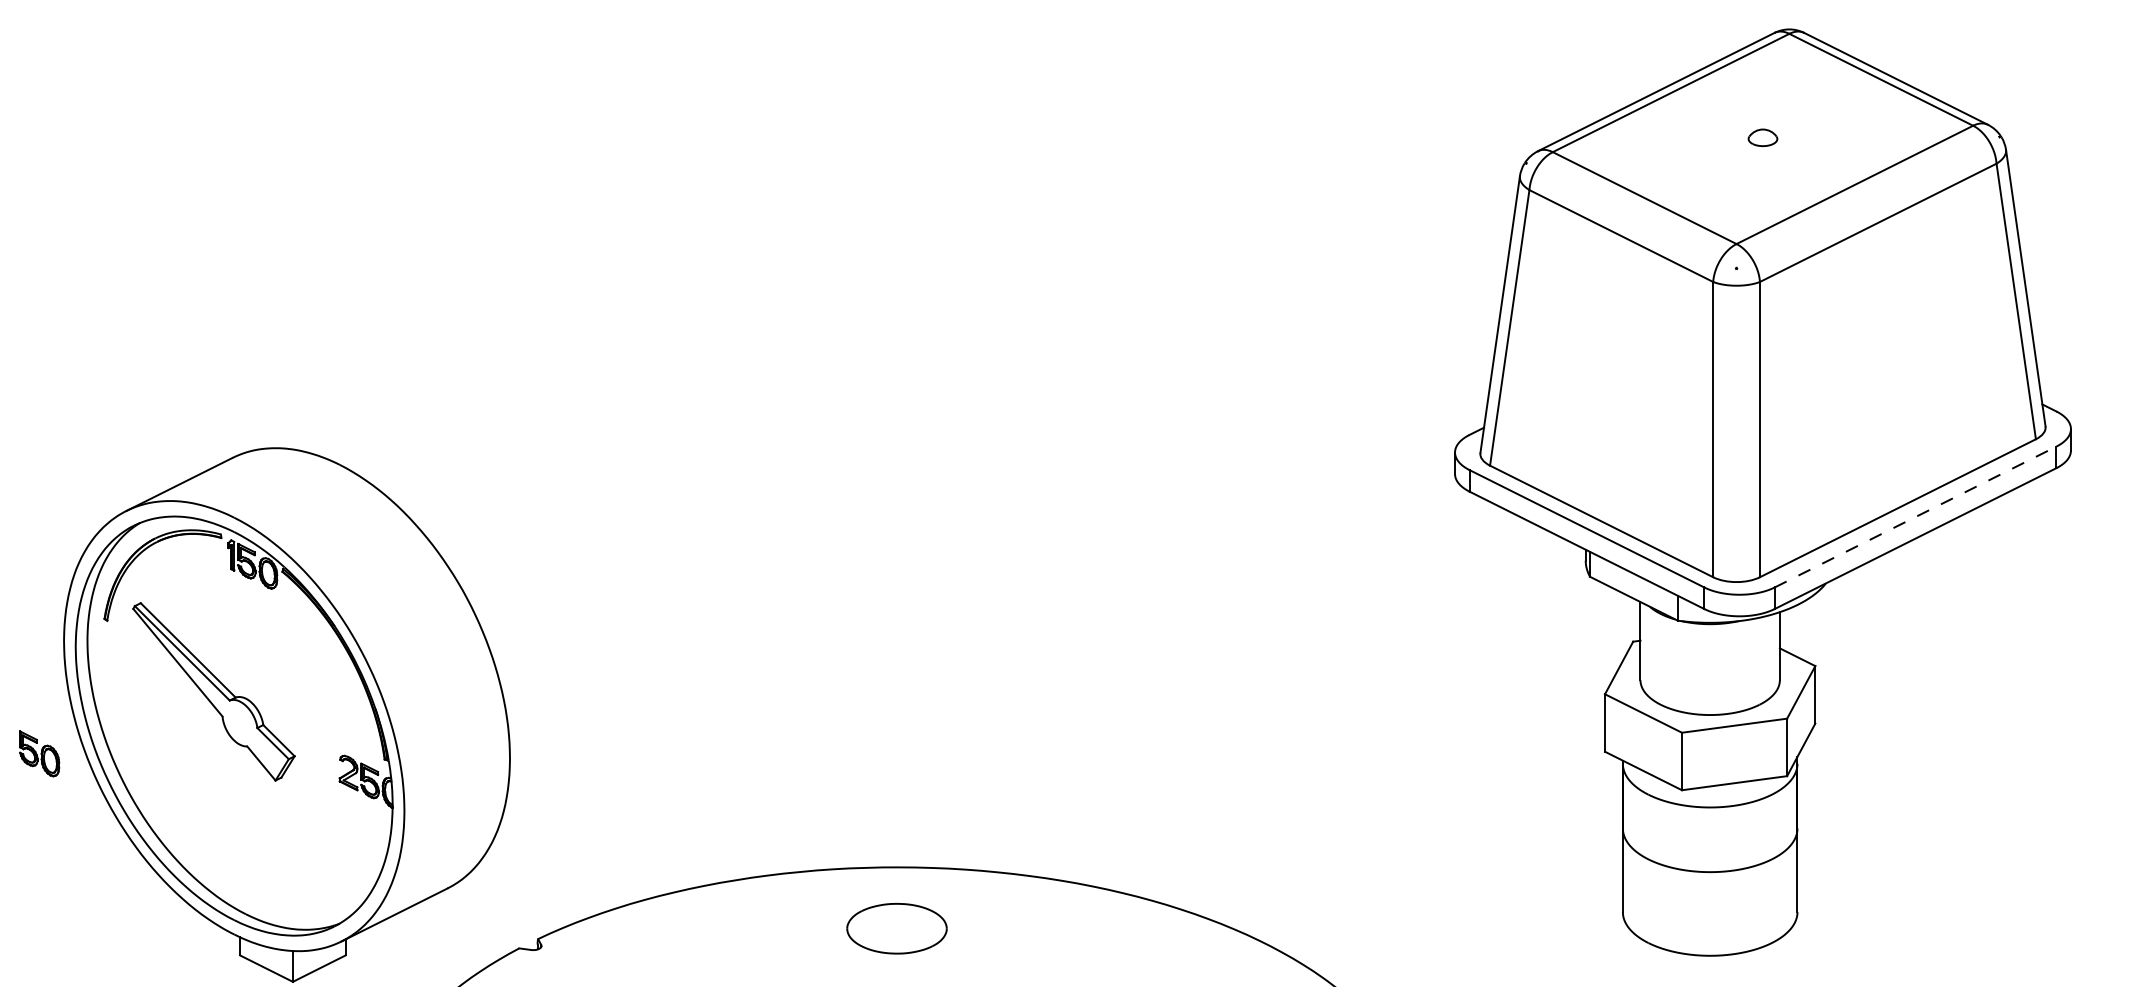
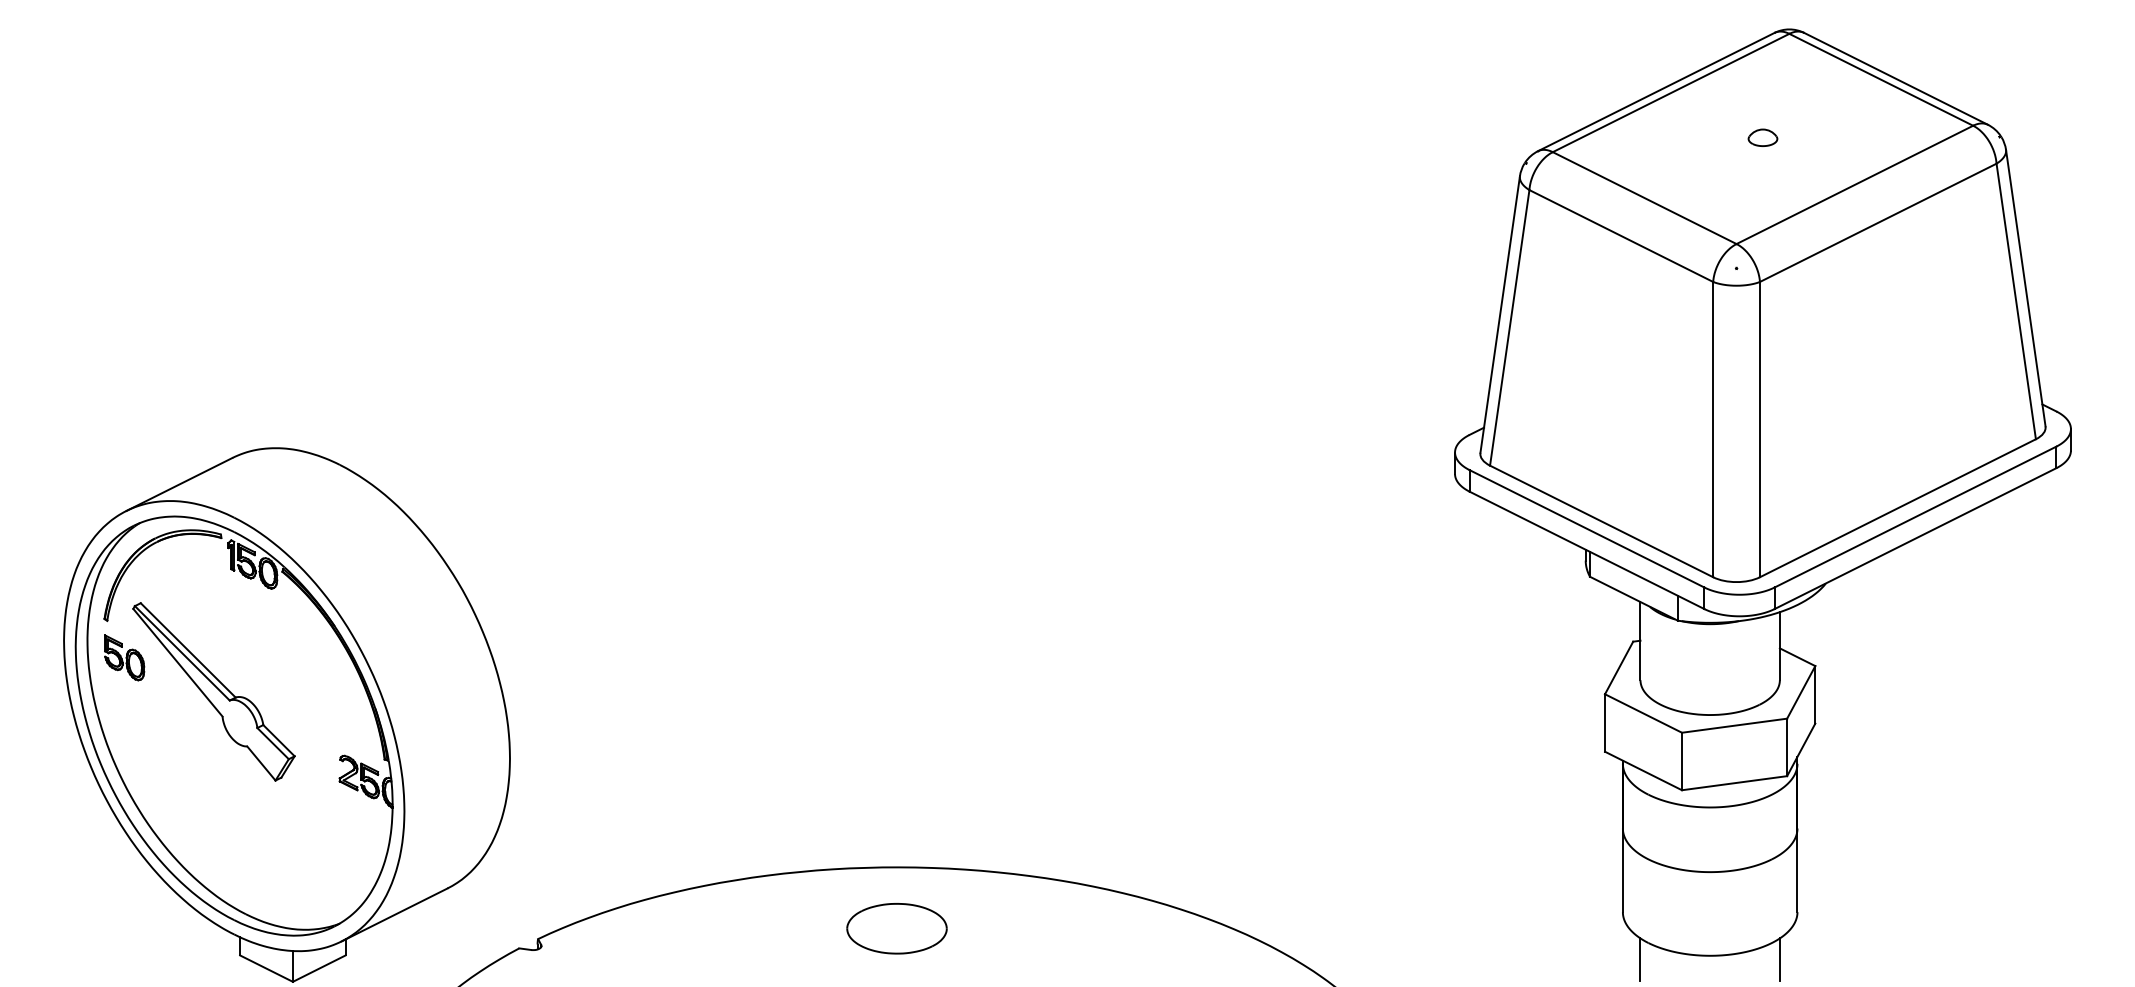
line: dashed -> solid (1915, 516)
part position: (39, 753) -> (124, 657) (124, 657)
line: none -> present (1640, 959)
line: none -> present (1779, 959)
